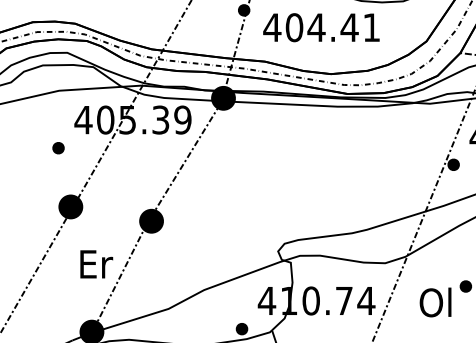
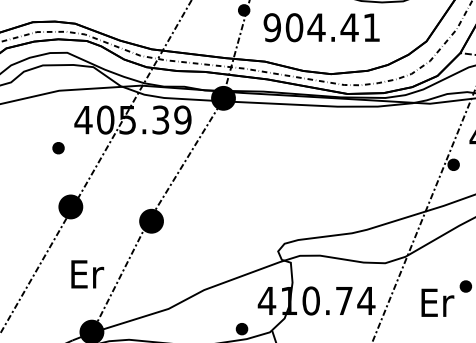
text: 404.41 -> 904.41 (272, 27)
text position: (96, 264) -> (87, 274) (87, 274)
text: Ol -> Er (436, 302)
